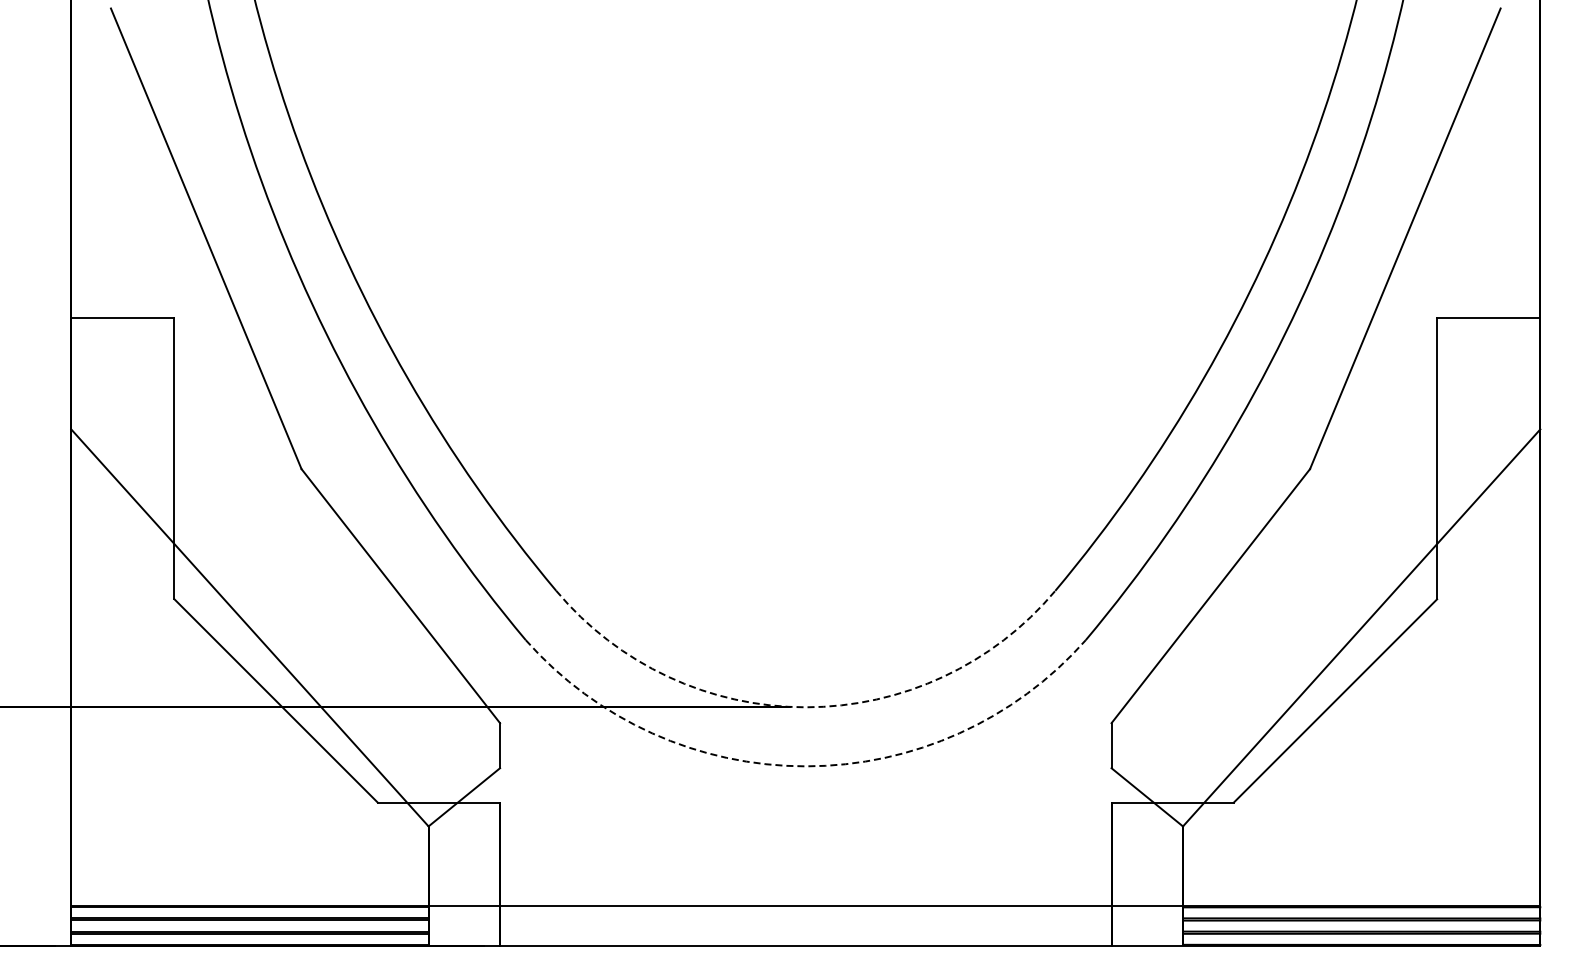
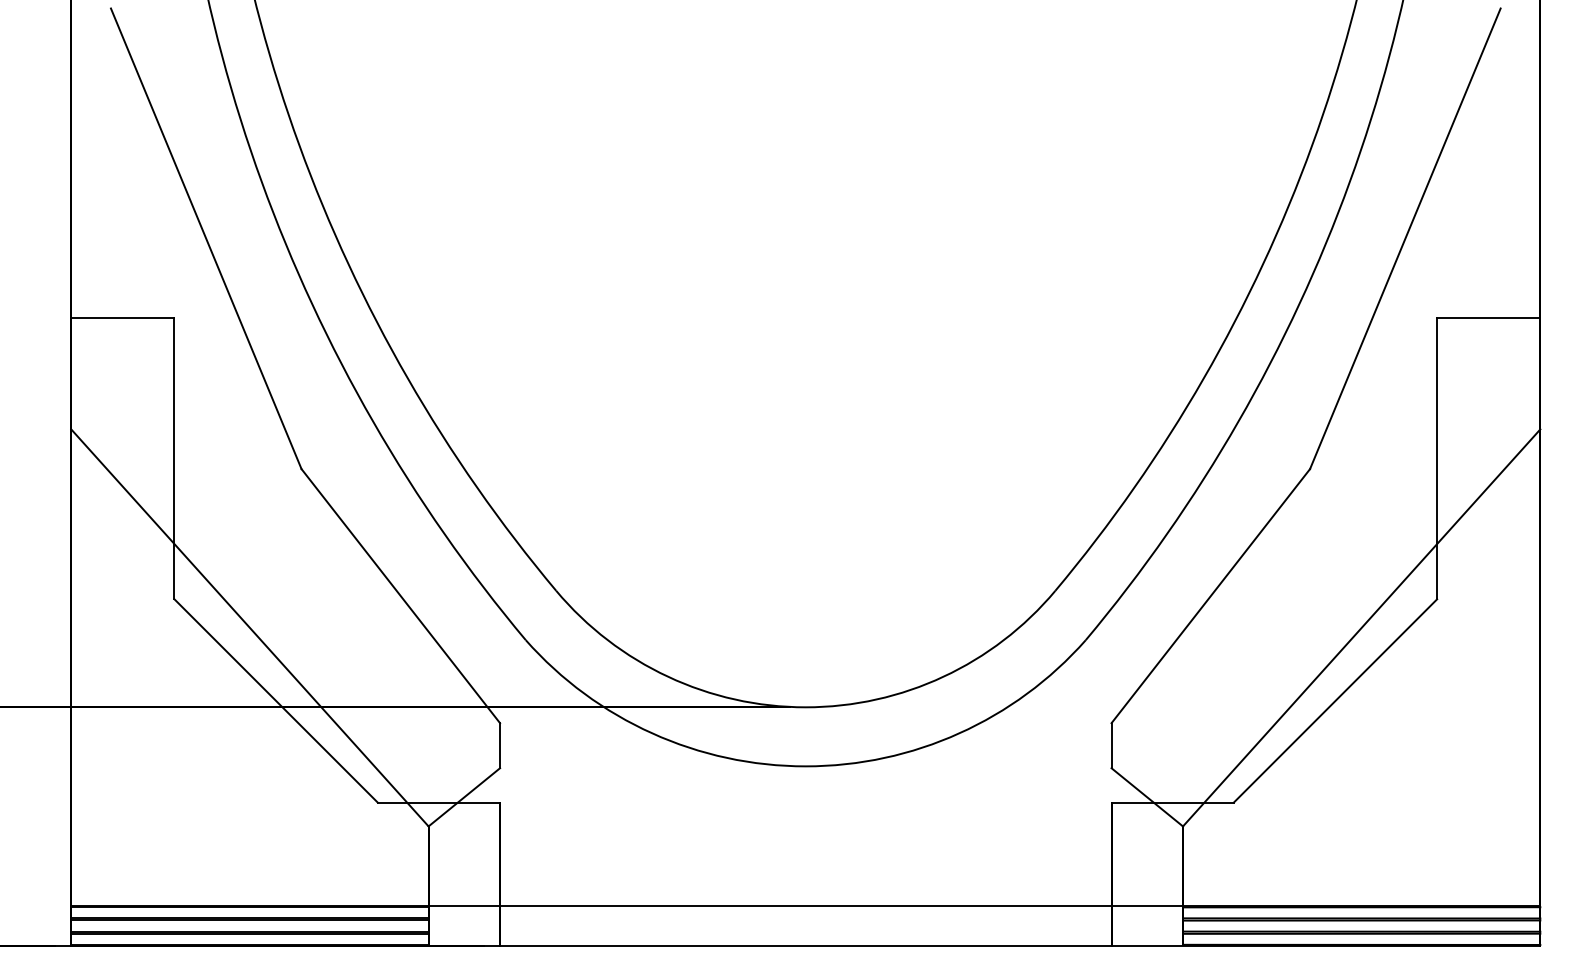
arc: dashed -> solid (805, 707)
arc: dashed -> solid (805, 766)
